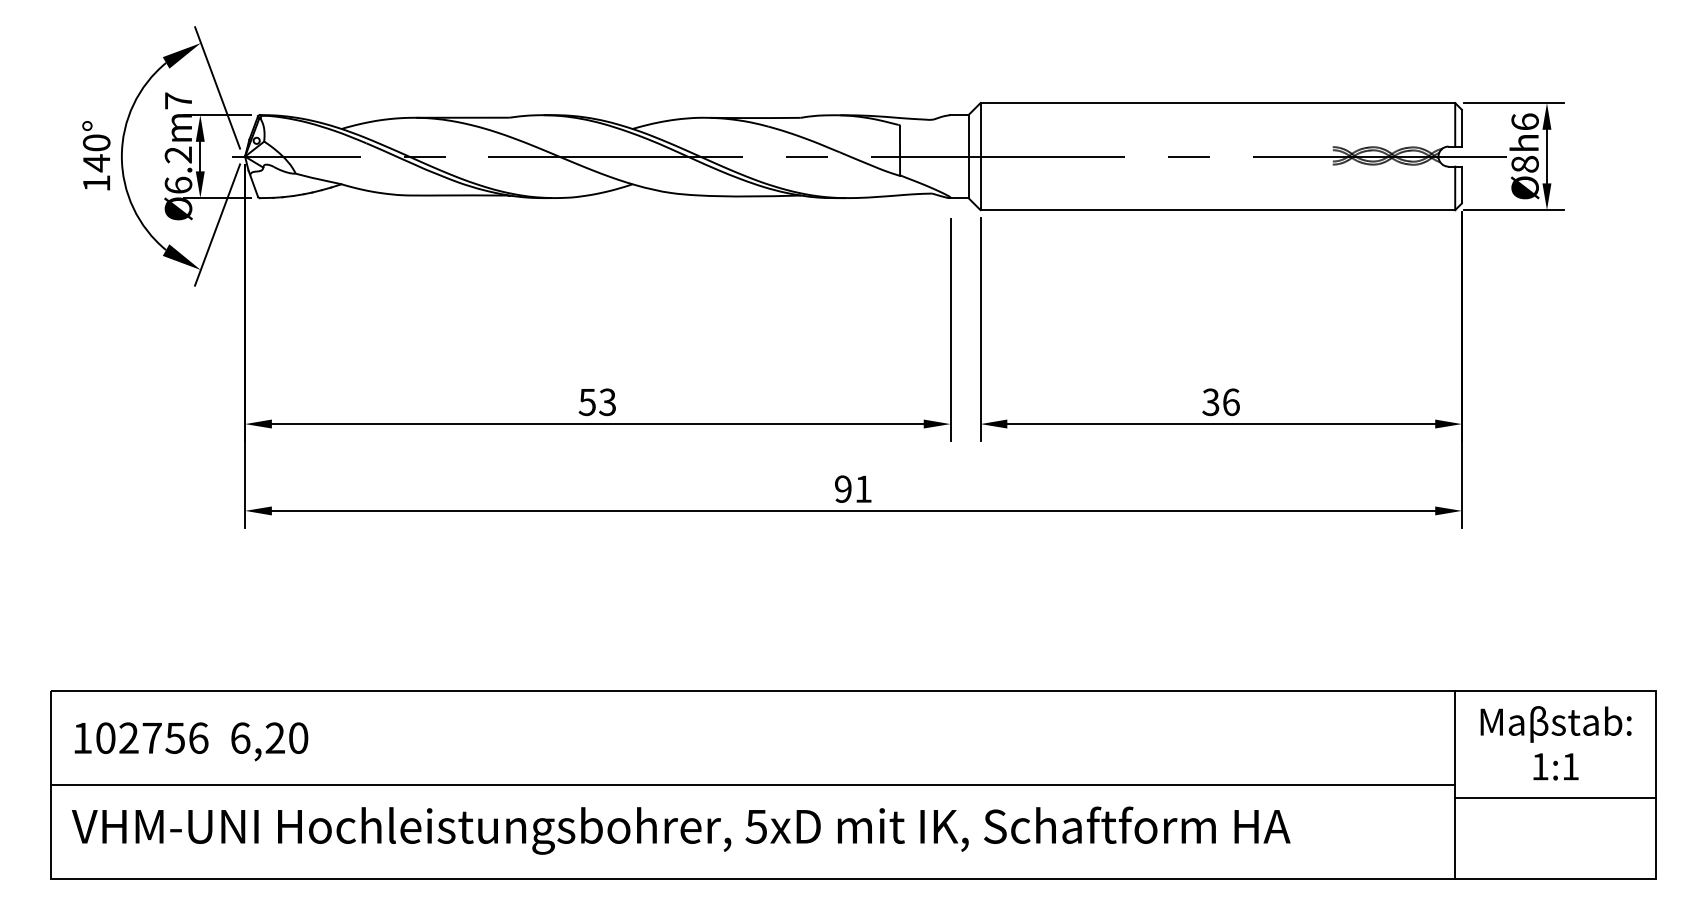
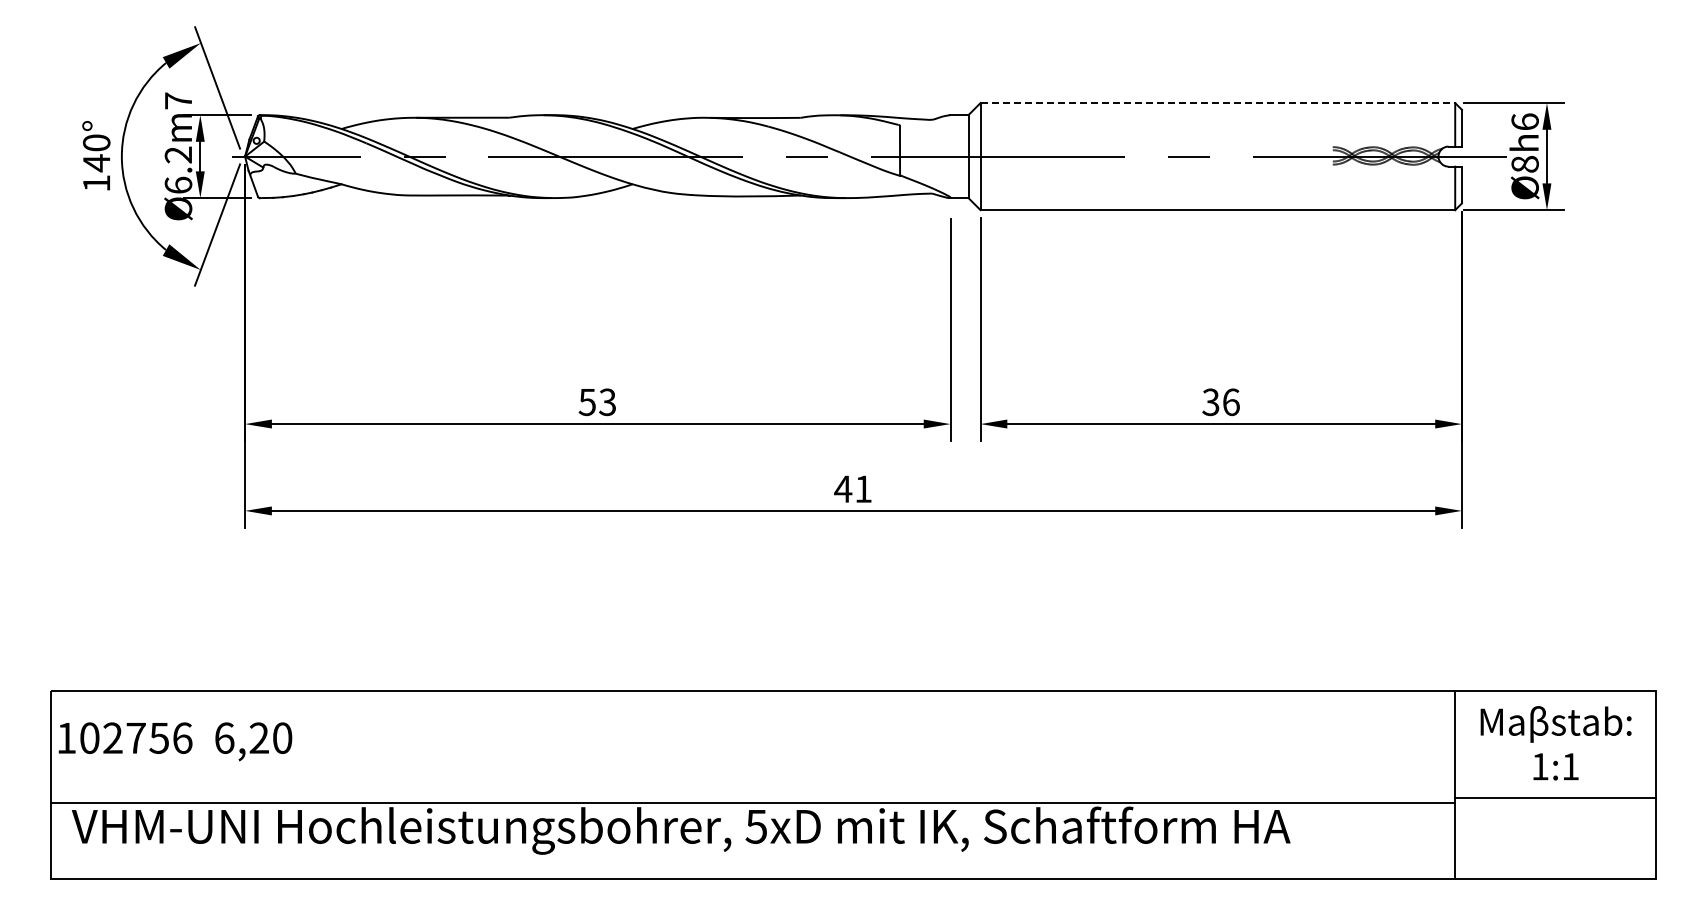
line: solid -> dashed (1218, 103)
text: 91 -> 41 (843, 488)
text position: (191, 741) -> (175, 741) (175, 741)
line position: (753, 785) -> (753, 803) (753, 803)
